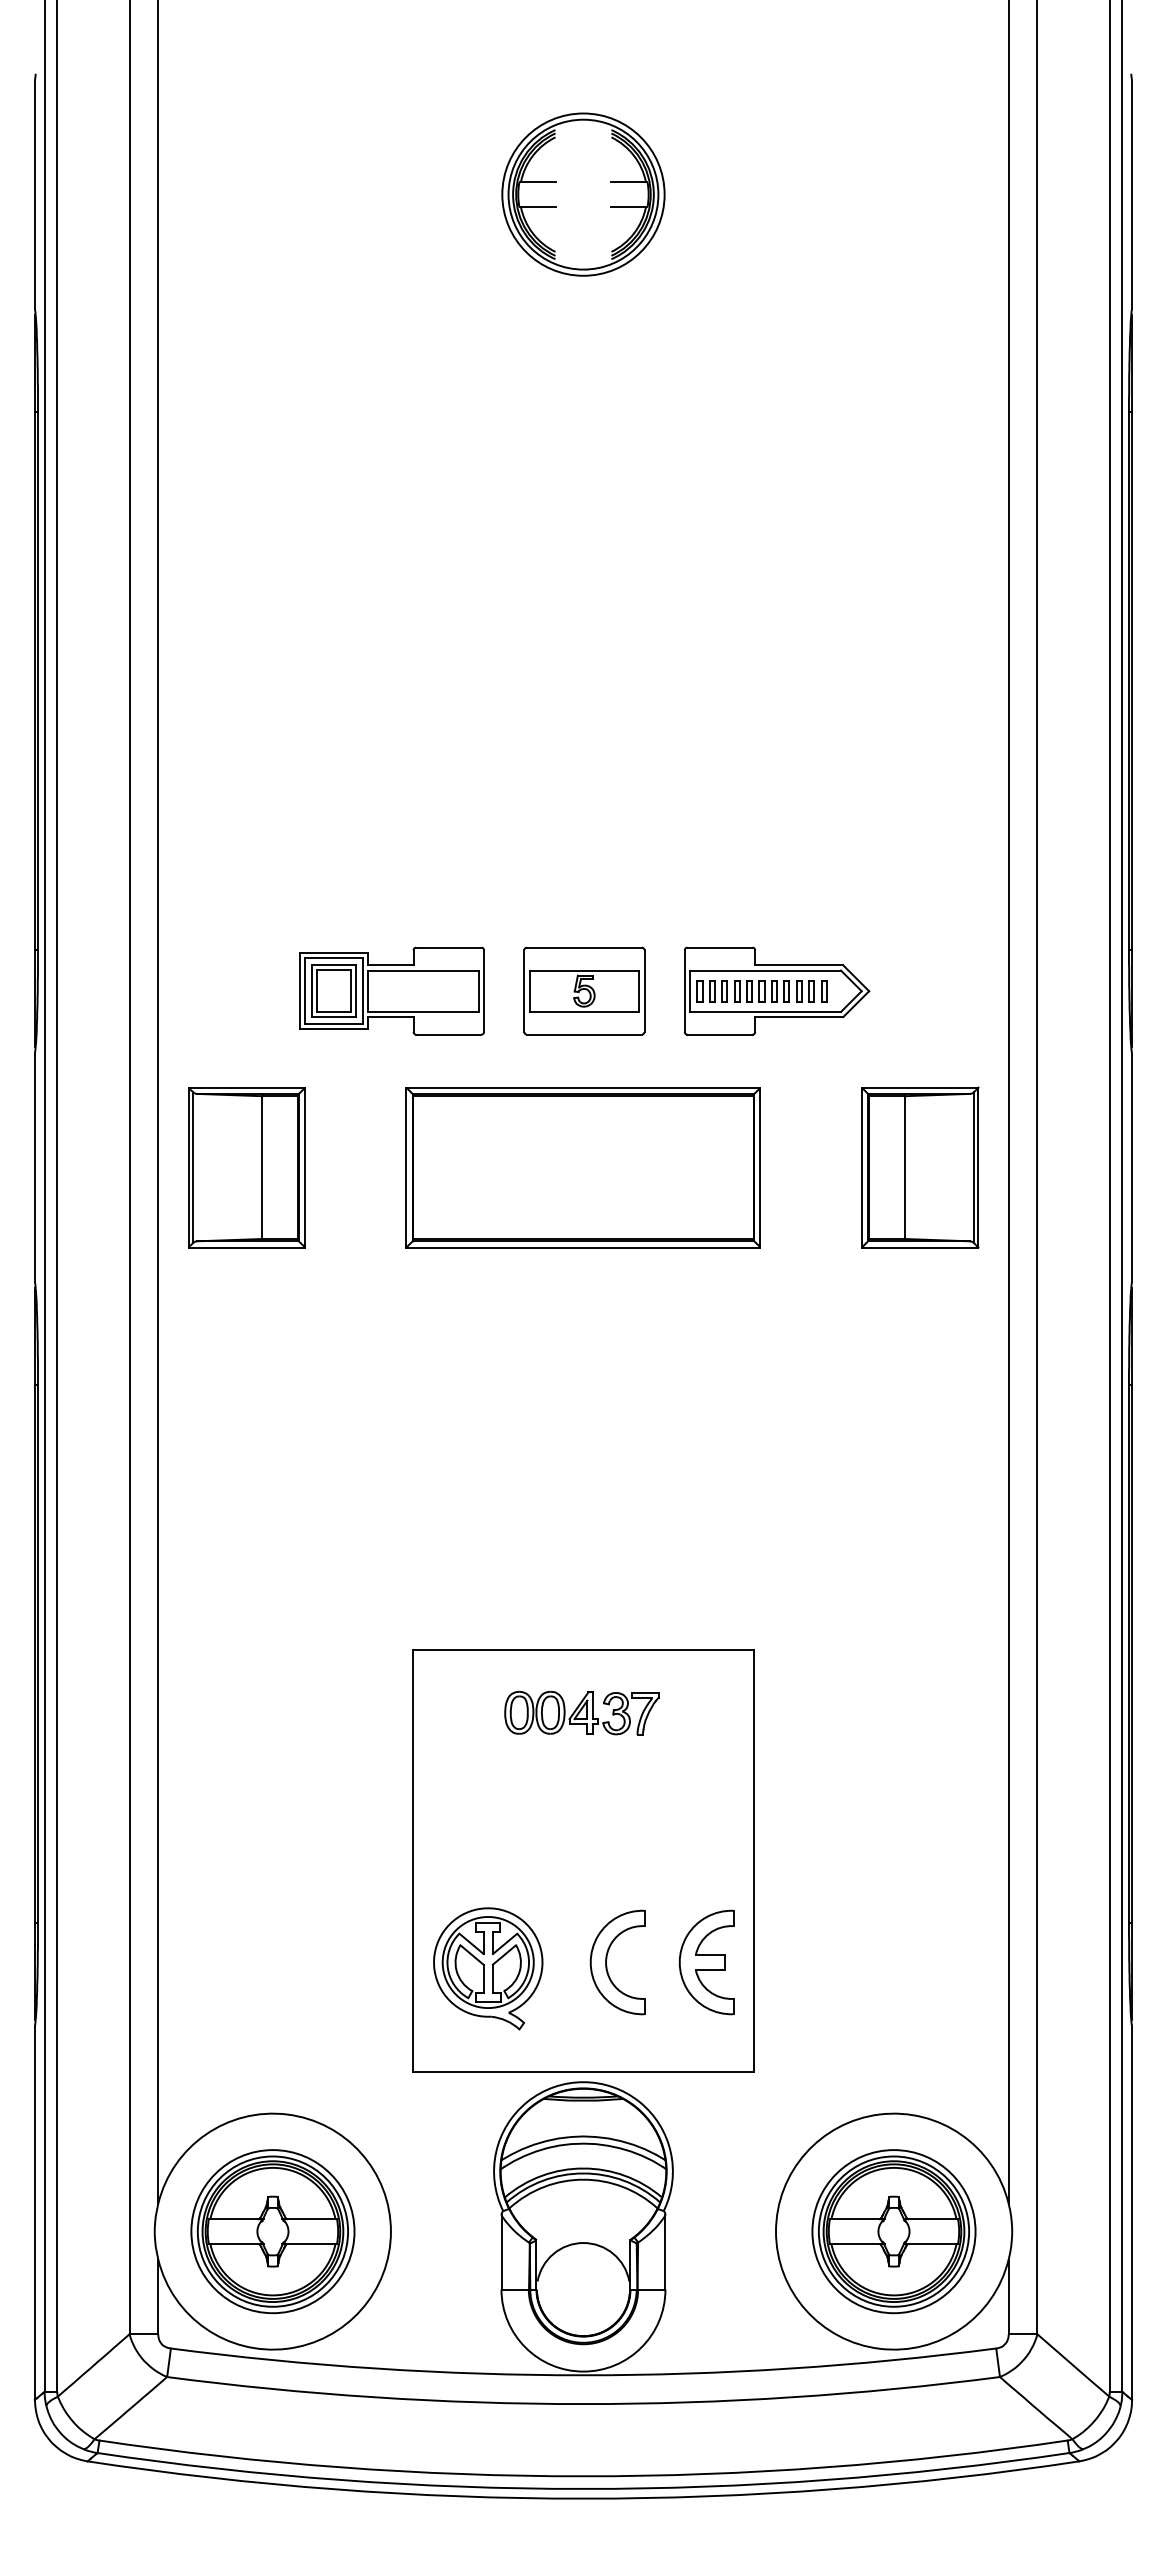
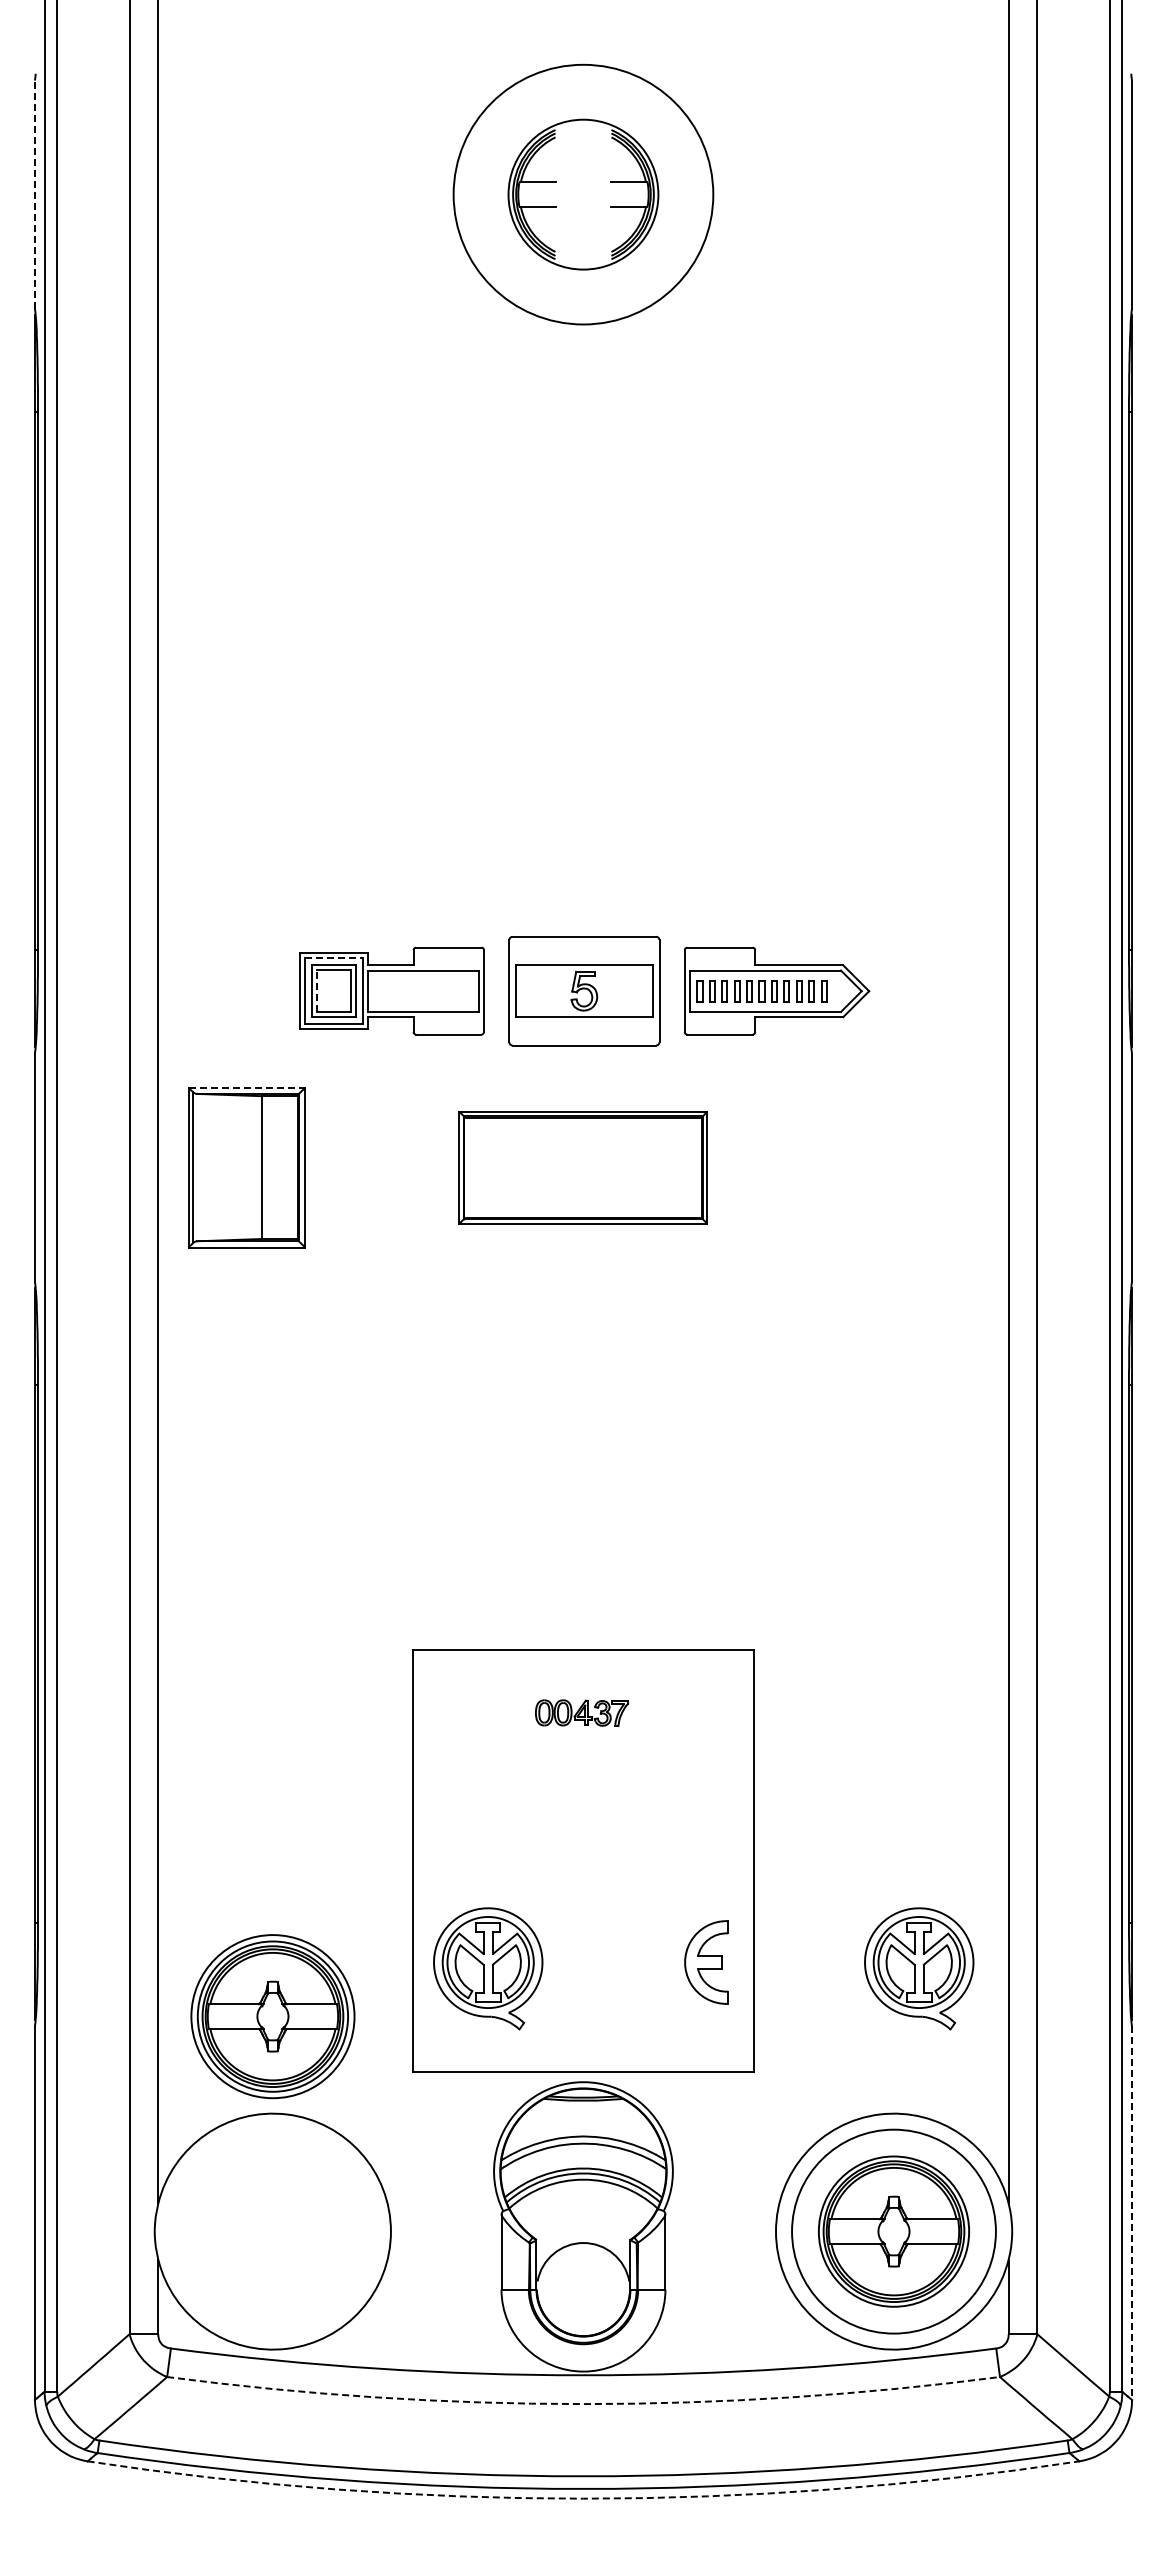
line: solid -> dashed (34, 194)
circle diameter: 162 px -> 260 px (583, 194)
line: solid -> dashed (334, 957)
part size: 123x90 px -> 153x111 px (584, 991)
line: solid -> dashed (317, 991)
line: solid -> dashed (247, 1087)
part size: 356x162 px -> 250x114 px (582, 1167)
part: present -> none (920, 1167)
part size: 156x46 px -> 95x28 px (582, 1712)
part: present -> none (607, 1959)
part size: 57x107 px -> 45x85 px (706, 1962)
part: none -> present (919, 1968)
line: solid -> dashed (1132, 2213)
part position: (272, 2231) -> (272, 2016) (272, 2016)
circle diameter: 163 px -> 204 px (893, 2231)
arc: solid -> dashed (583, 2404)
arc: solid -> dashed (583, 2498)
